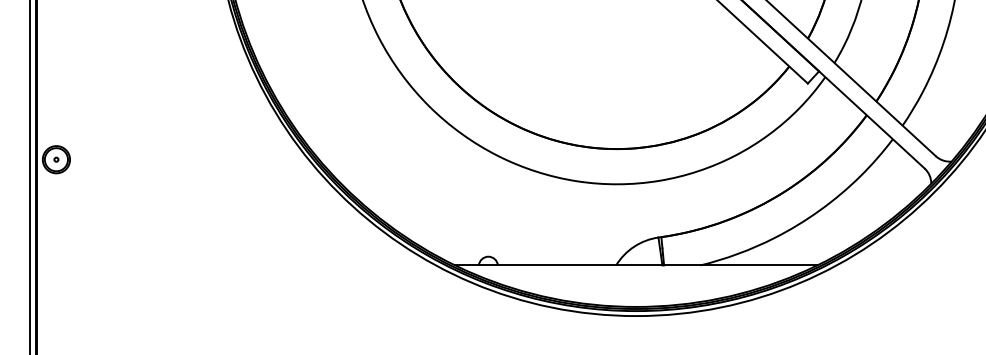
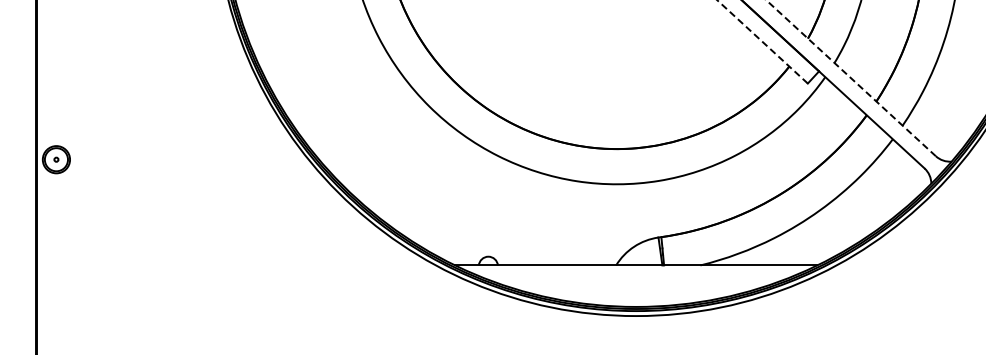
line: solid -> dashed (762, 41)
line: solid -> dashed (851, 78)
line: present -> none (29, 176)
